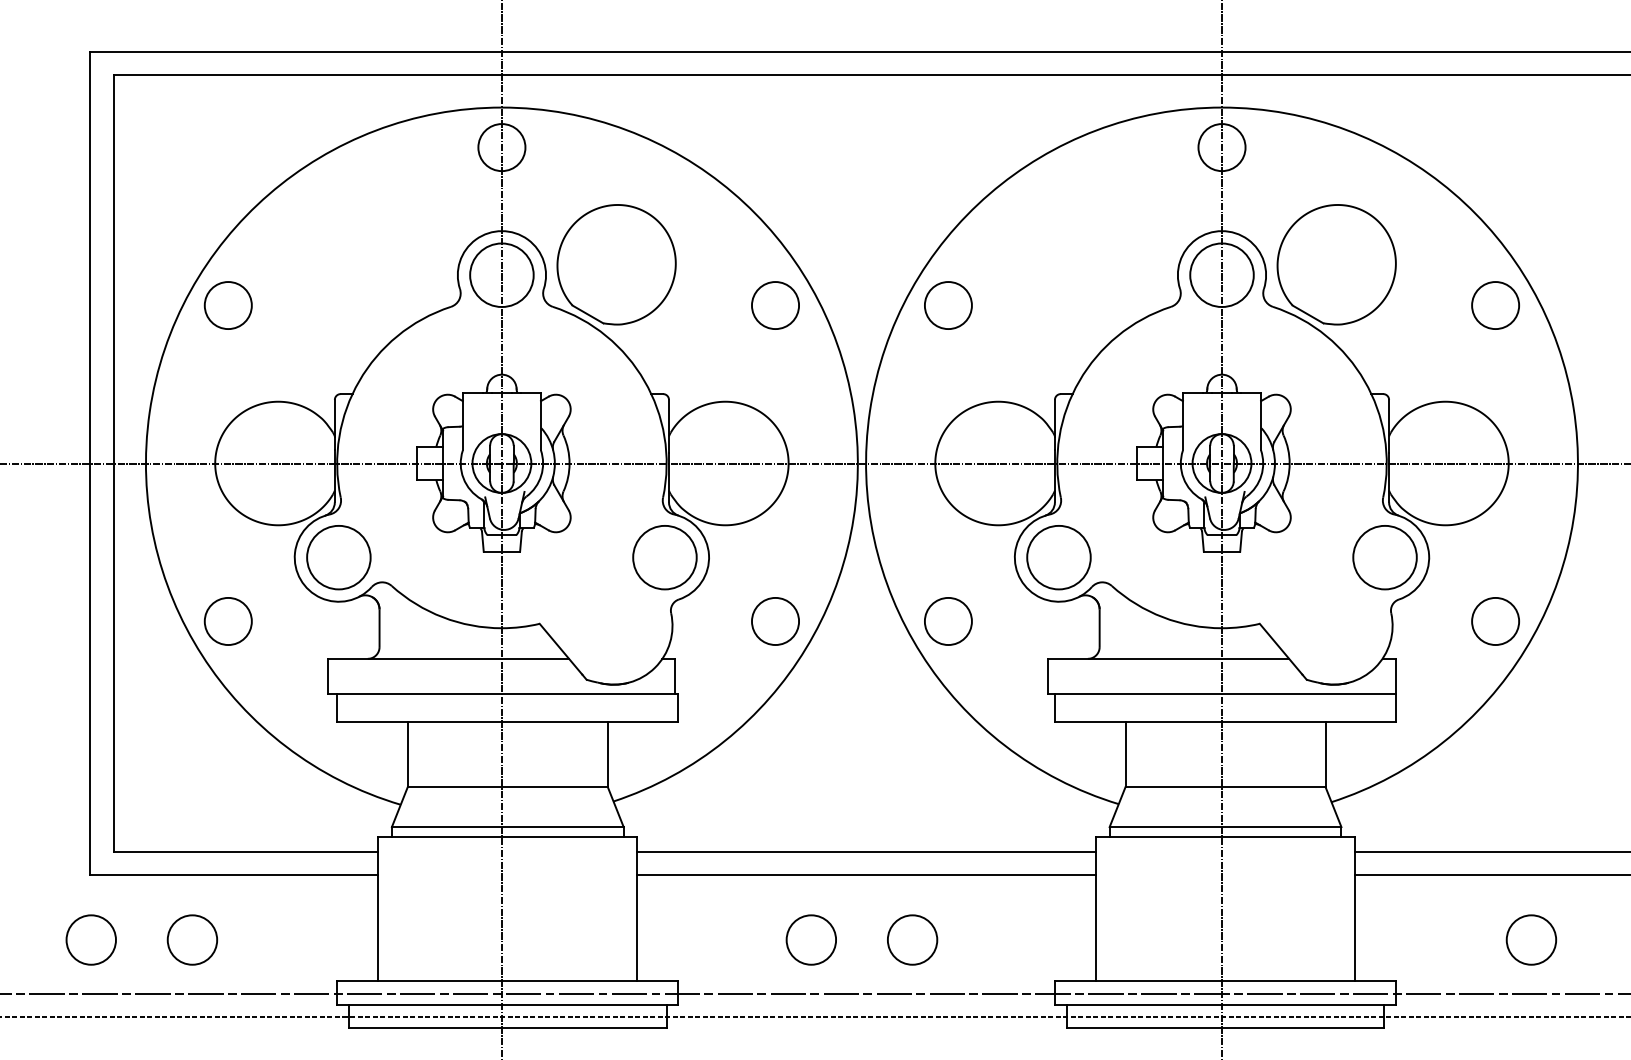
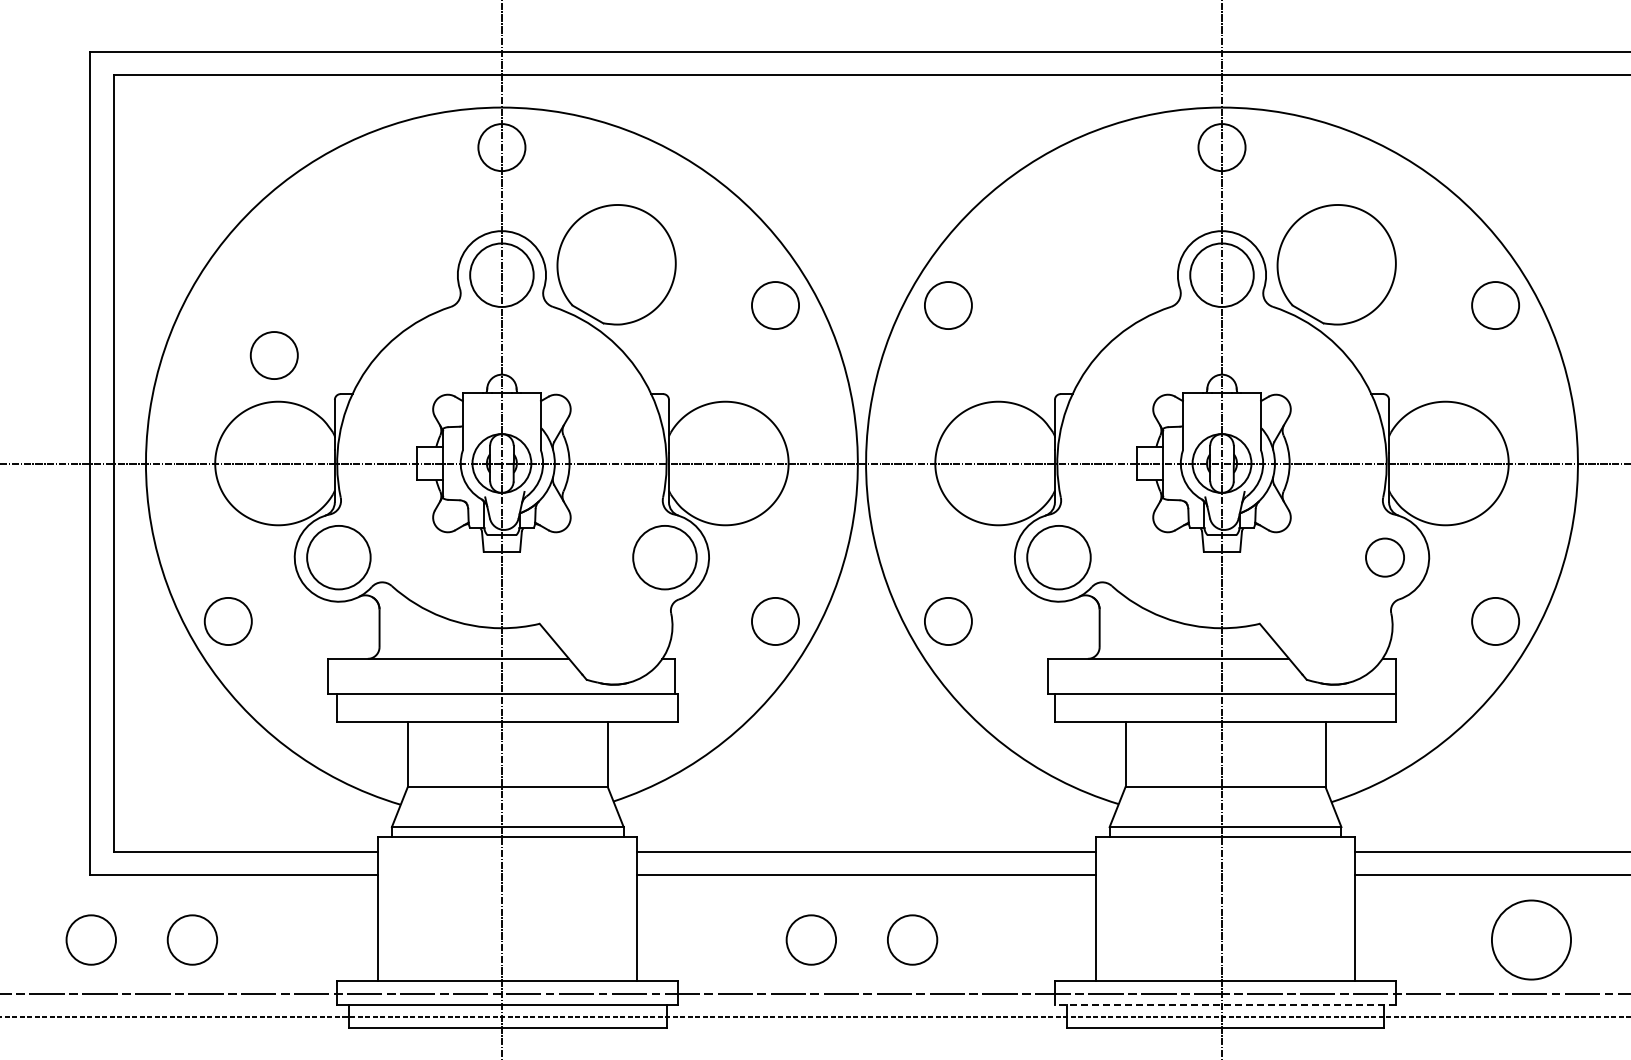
circle position: (227, 305) -> (273, 355) (273, 355)
circle diameter: 64 px -> 38 px (1385, 557)
circle diameter: 49 px -> 79 px (1531, 939)
line: solid -> dashed (1225, 1004)
